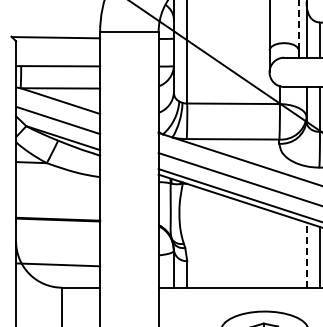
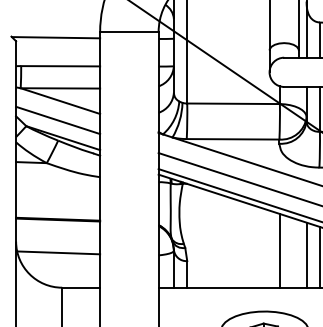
line: dashed -> solid (298, 25)
line: none -> present (279, 250)
line: dashed -> solid (306, 255)
line position: (58, 264) -> (58, 252) (58, 252)
